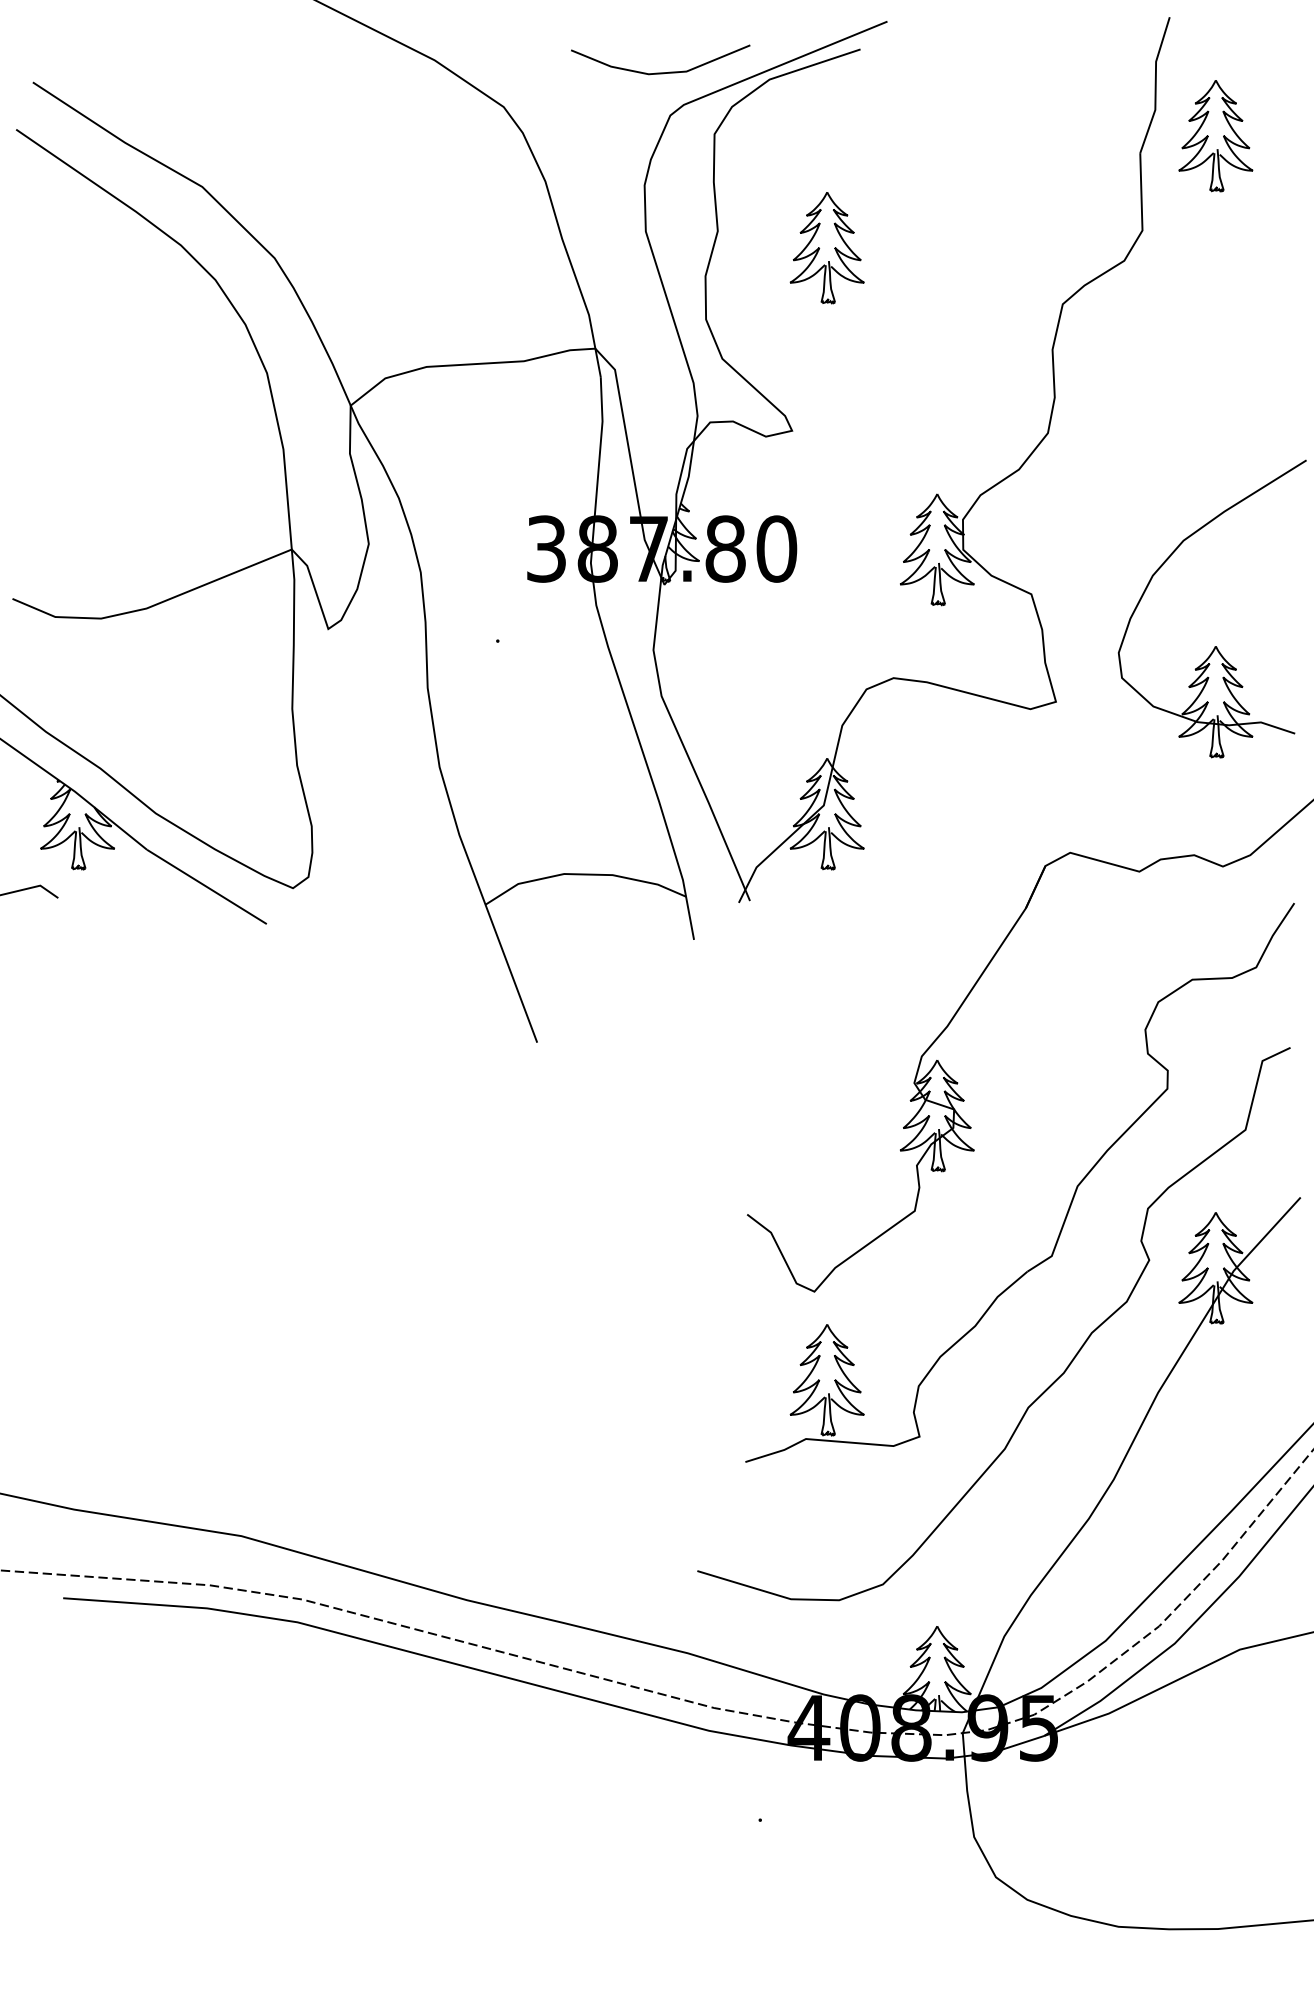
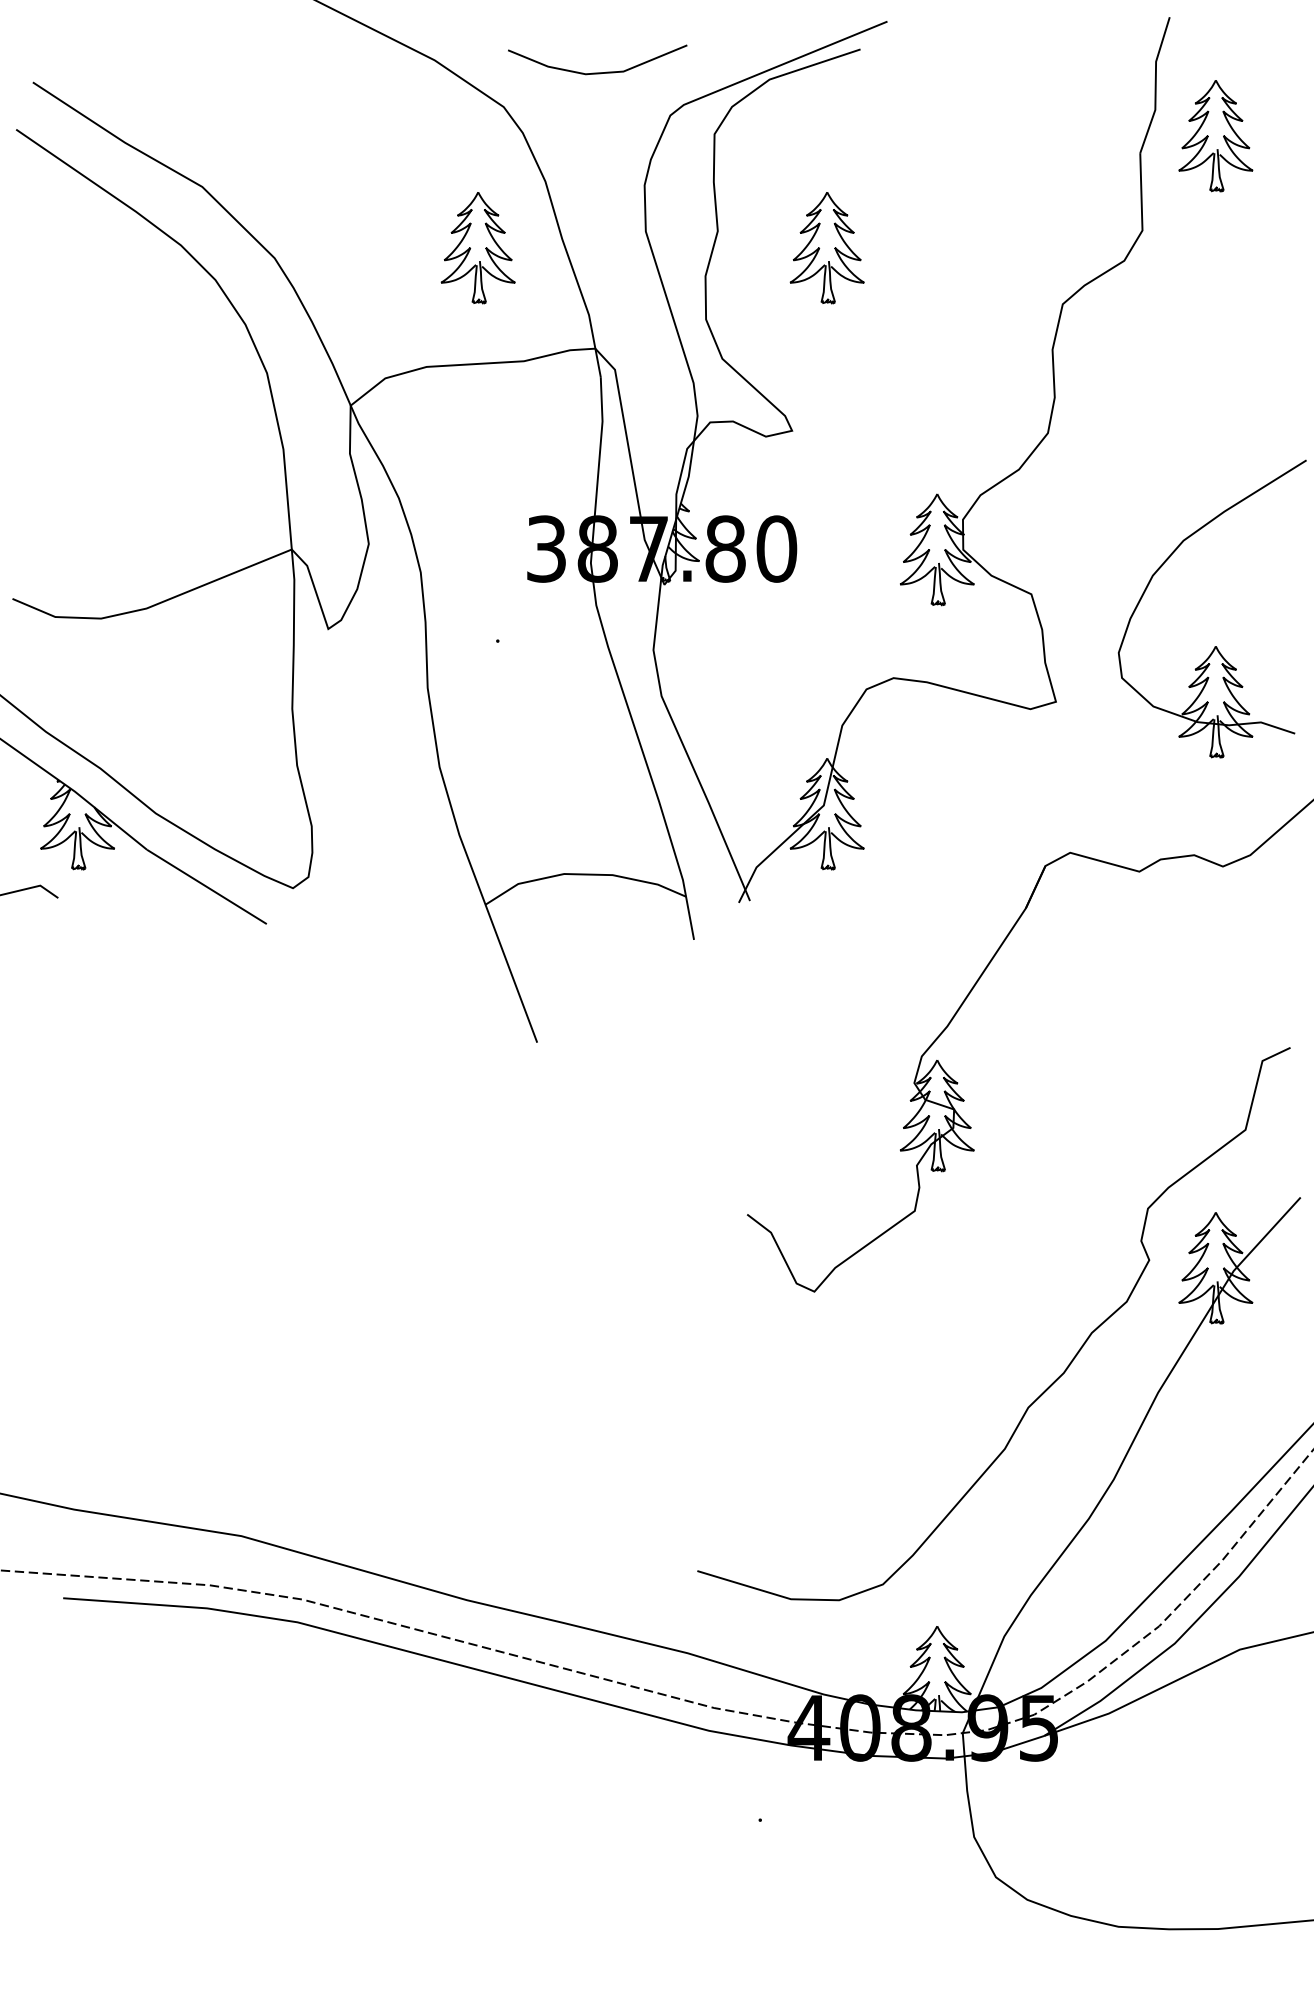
line position: (660, 72) -> (597, 72) (597, 72)
part: none -> present (477, 248)
part: present -> none (1069, 1204)
